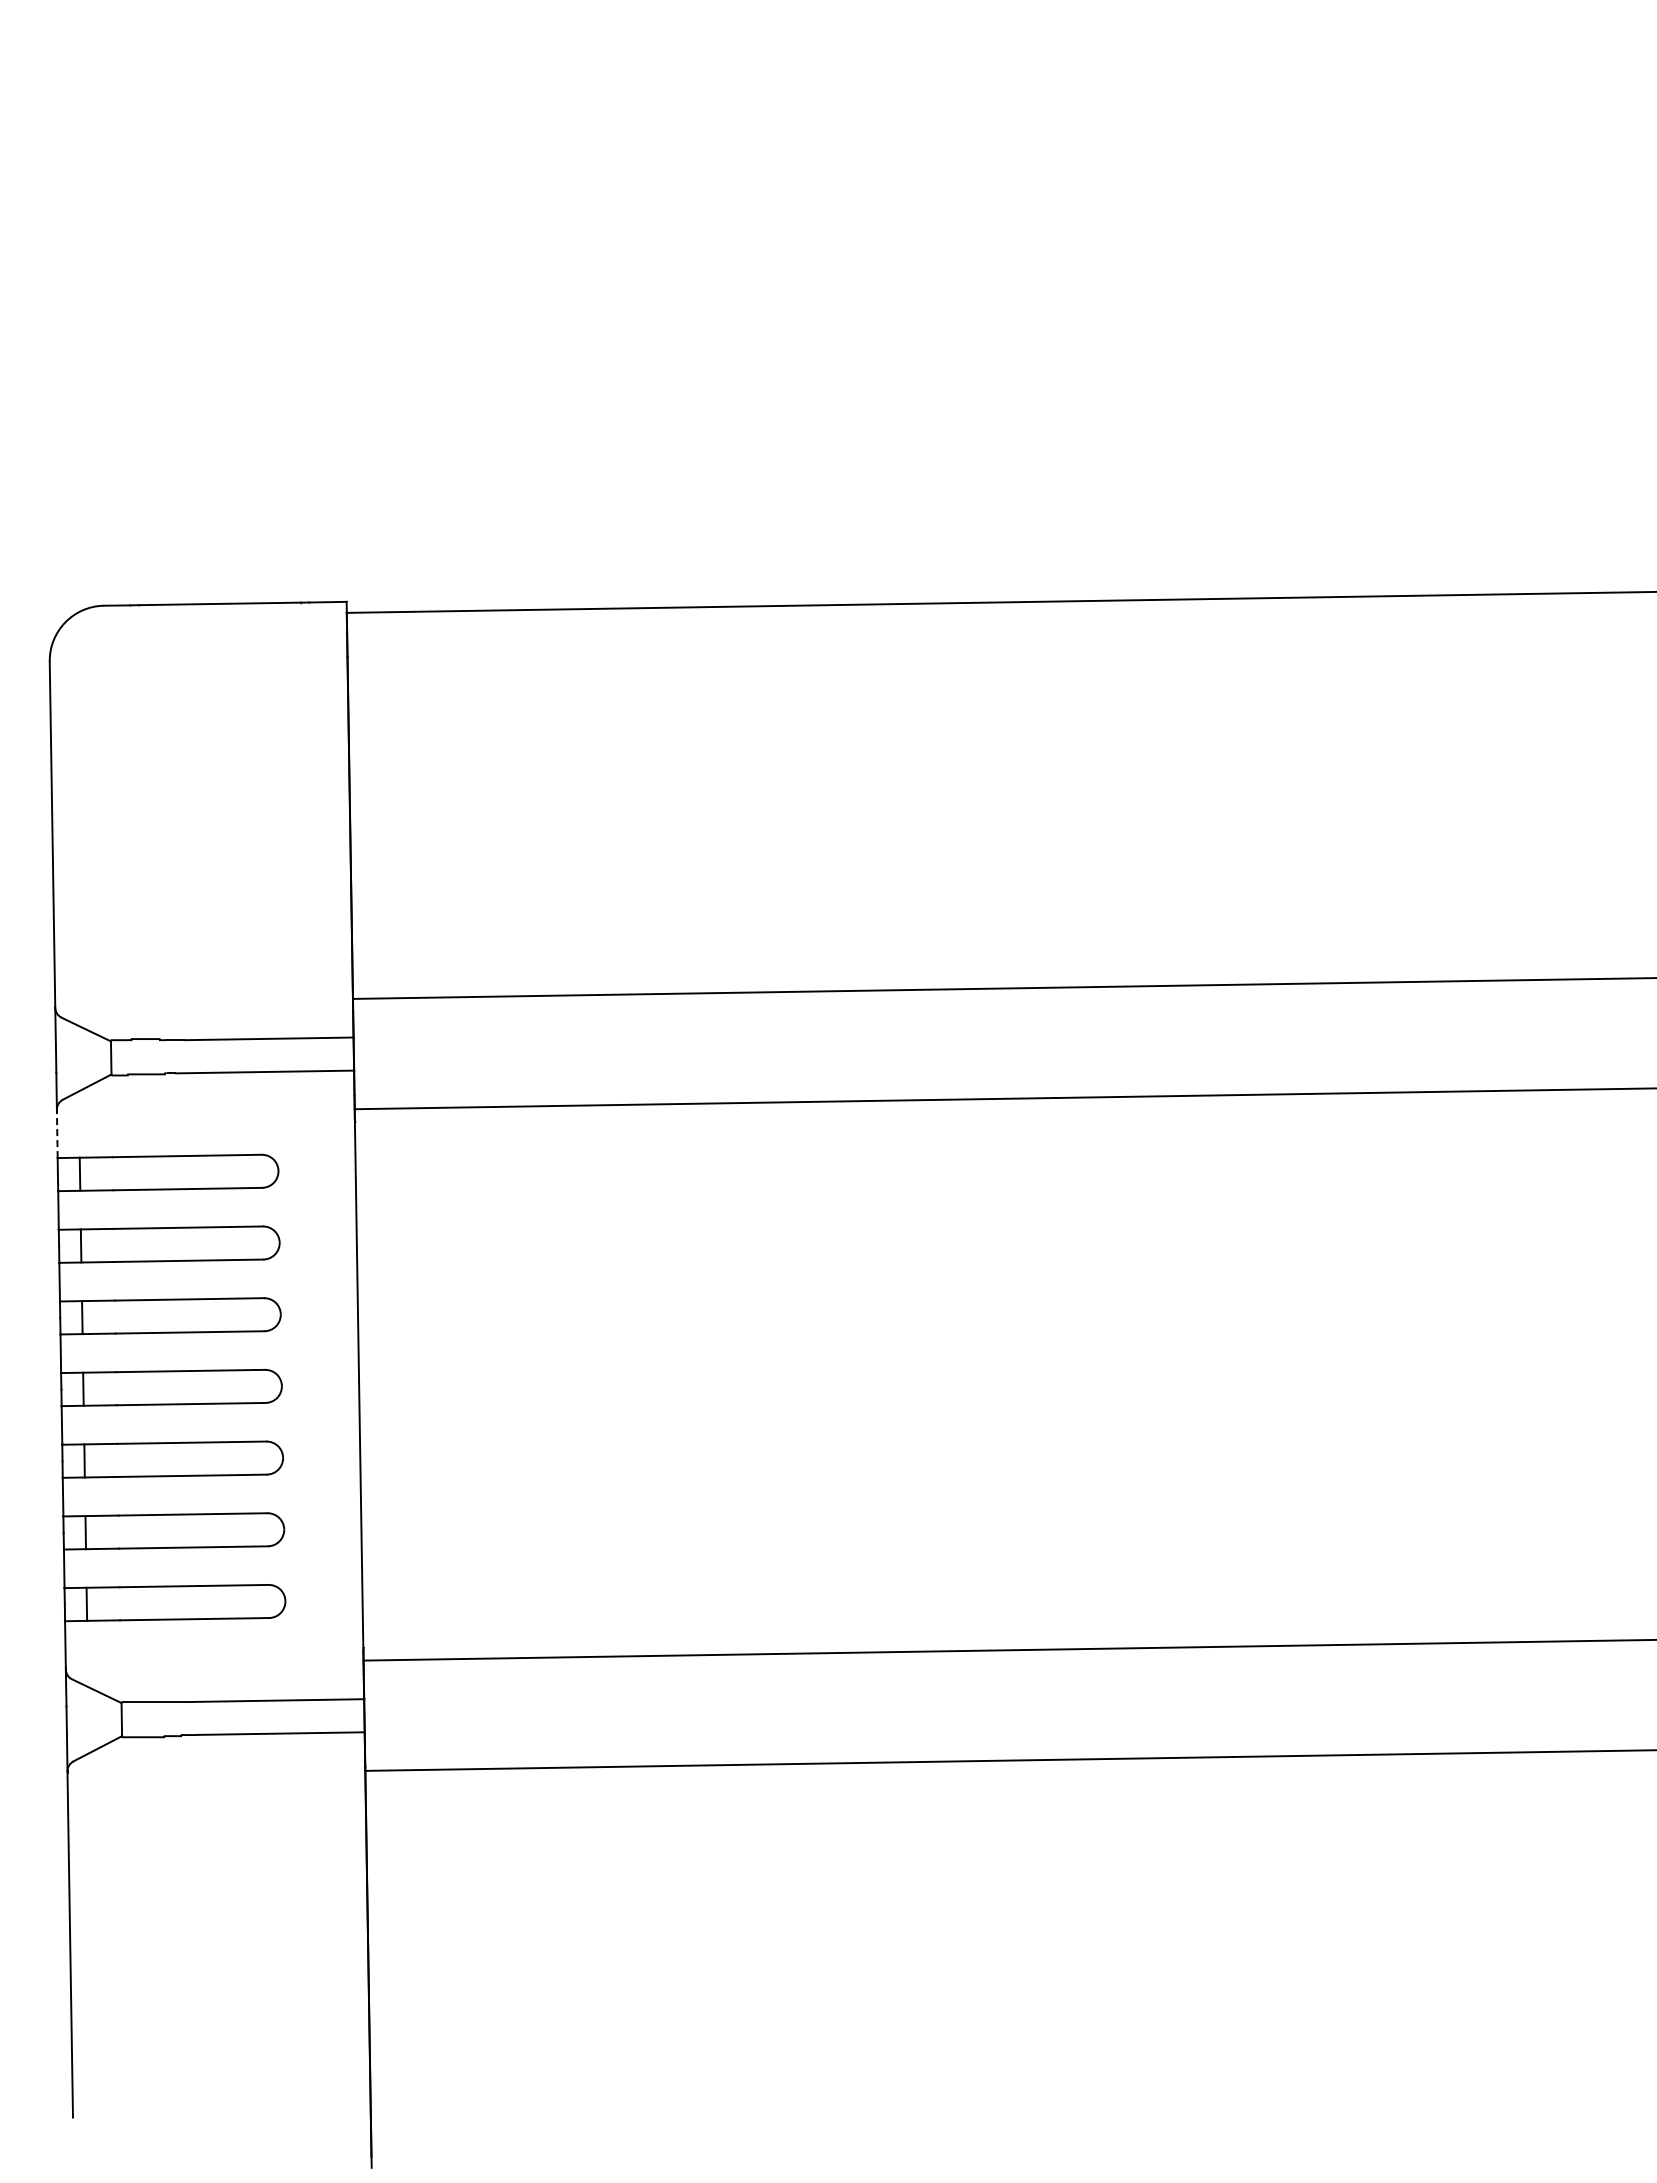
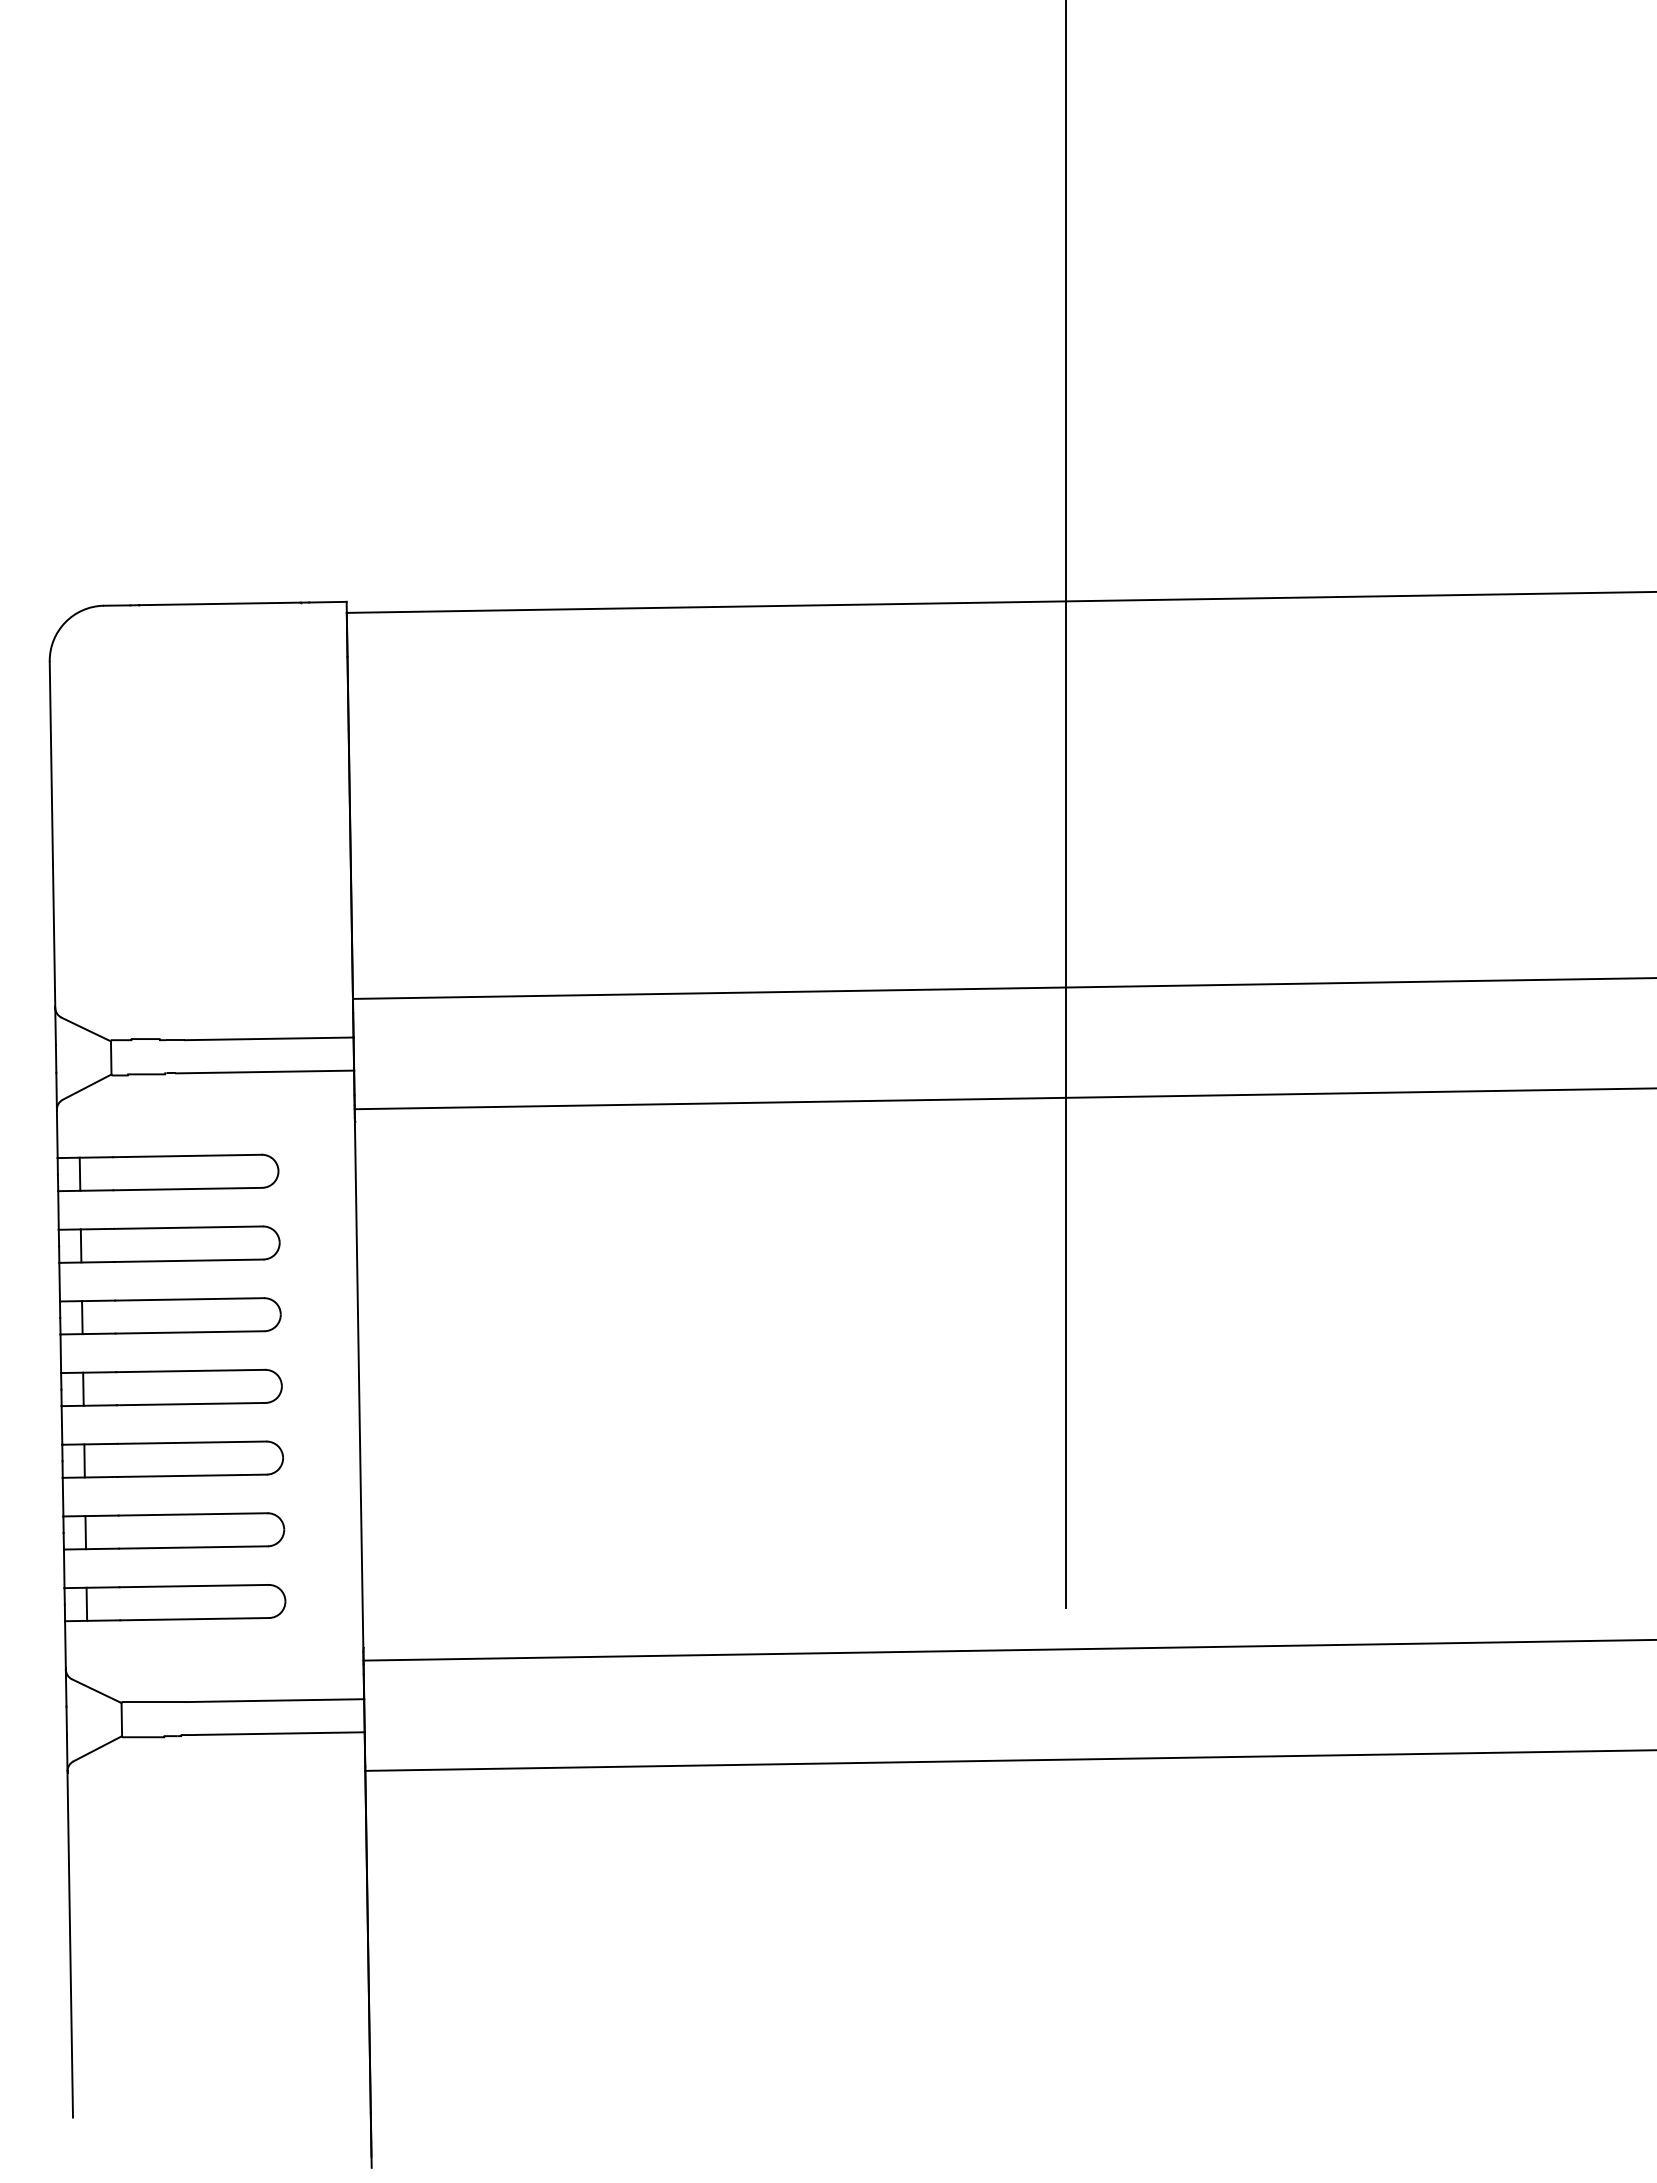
line: none -> present (1066, 804)
line: dashed -> solid (57, 1134)
